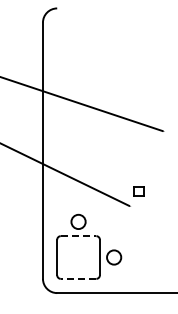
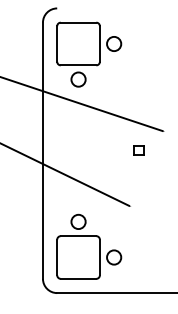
part: none -> present (89, 54)
part position: (138, 191) -> (138, 150) (138, 150)
line: dashed -> solid (78, 236)
line: dashed -> solid (78, 278)
